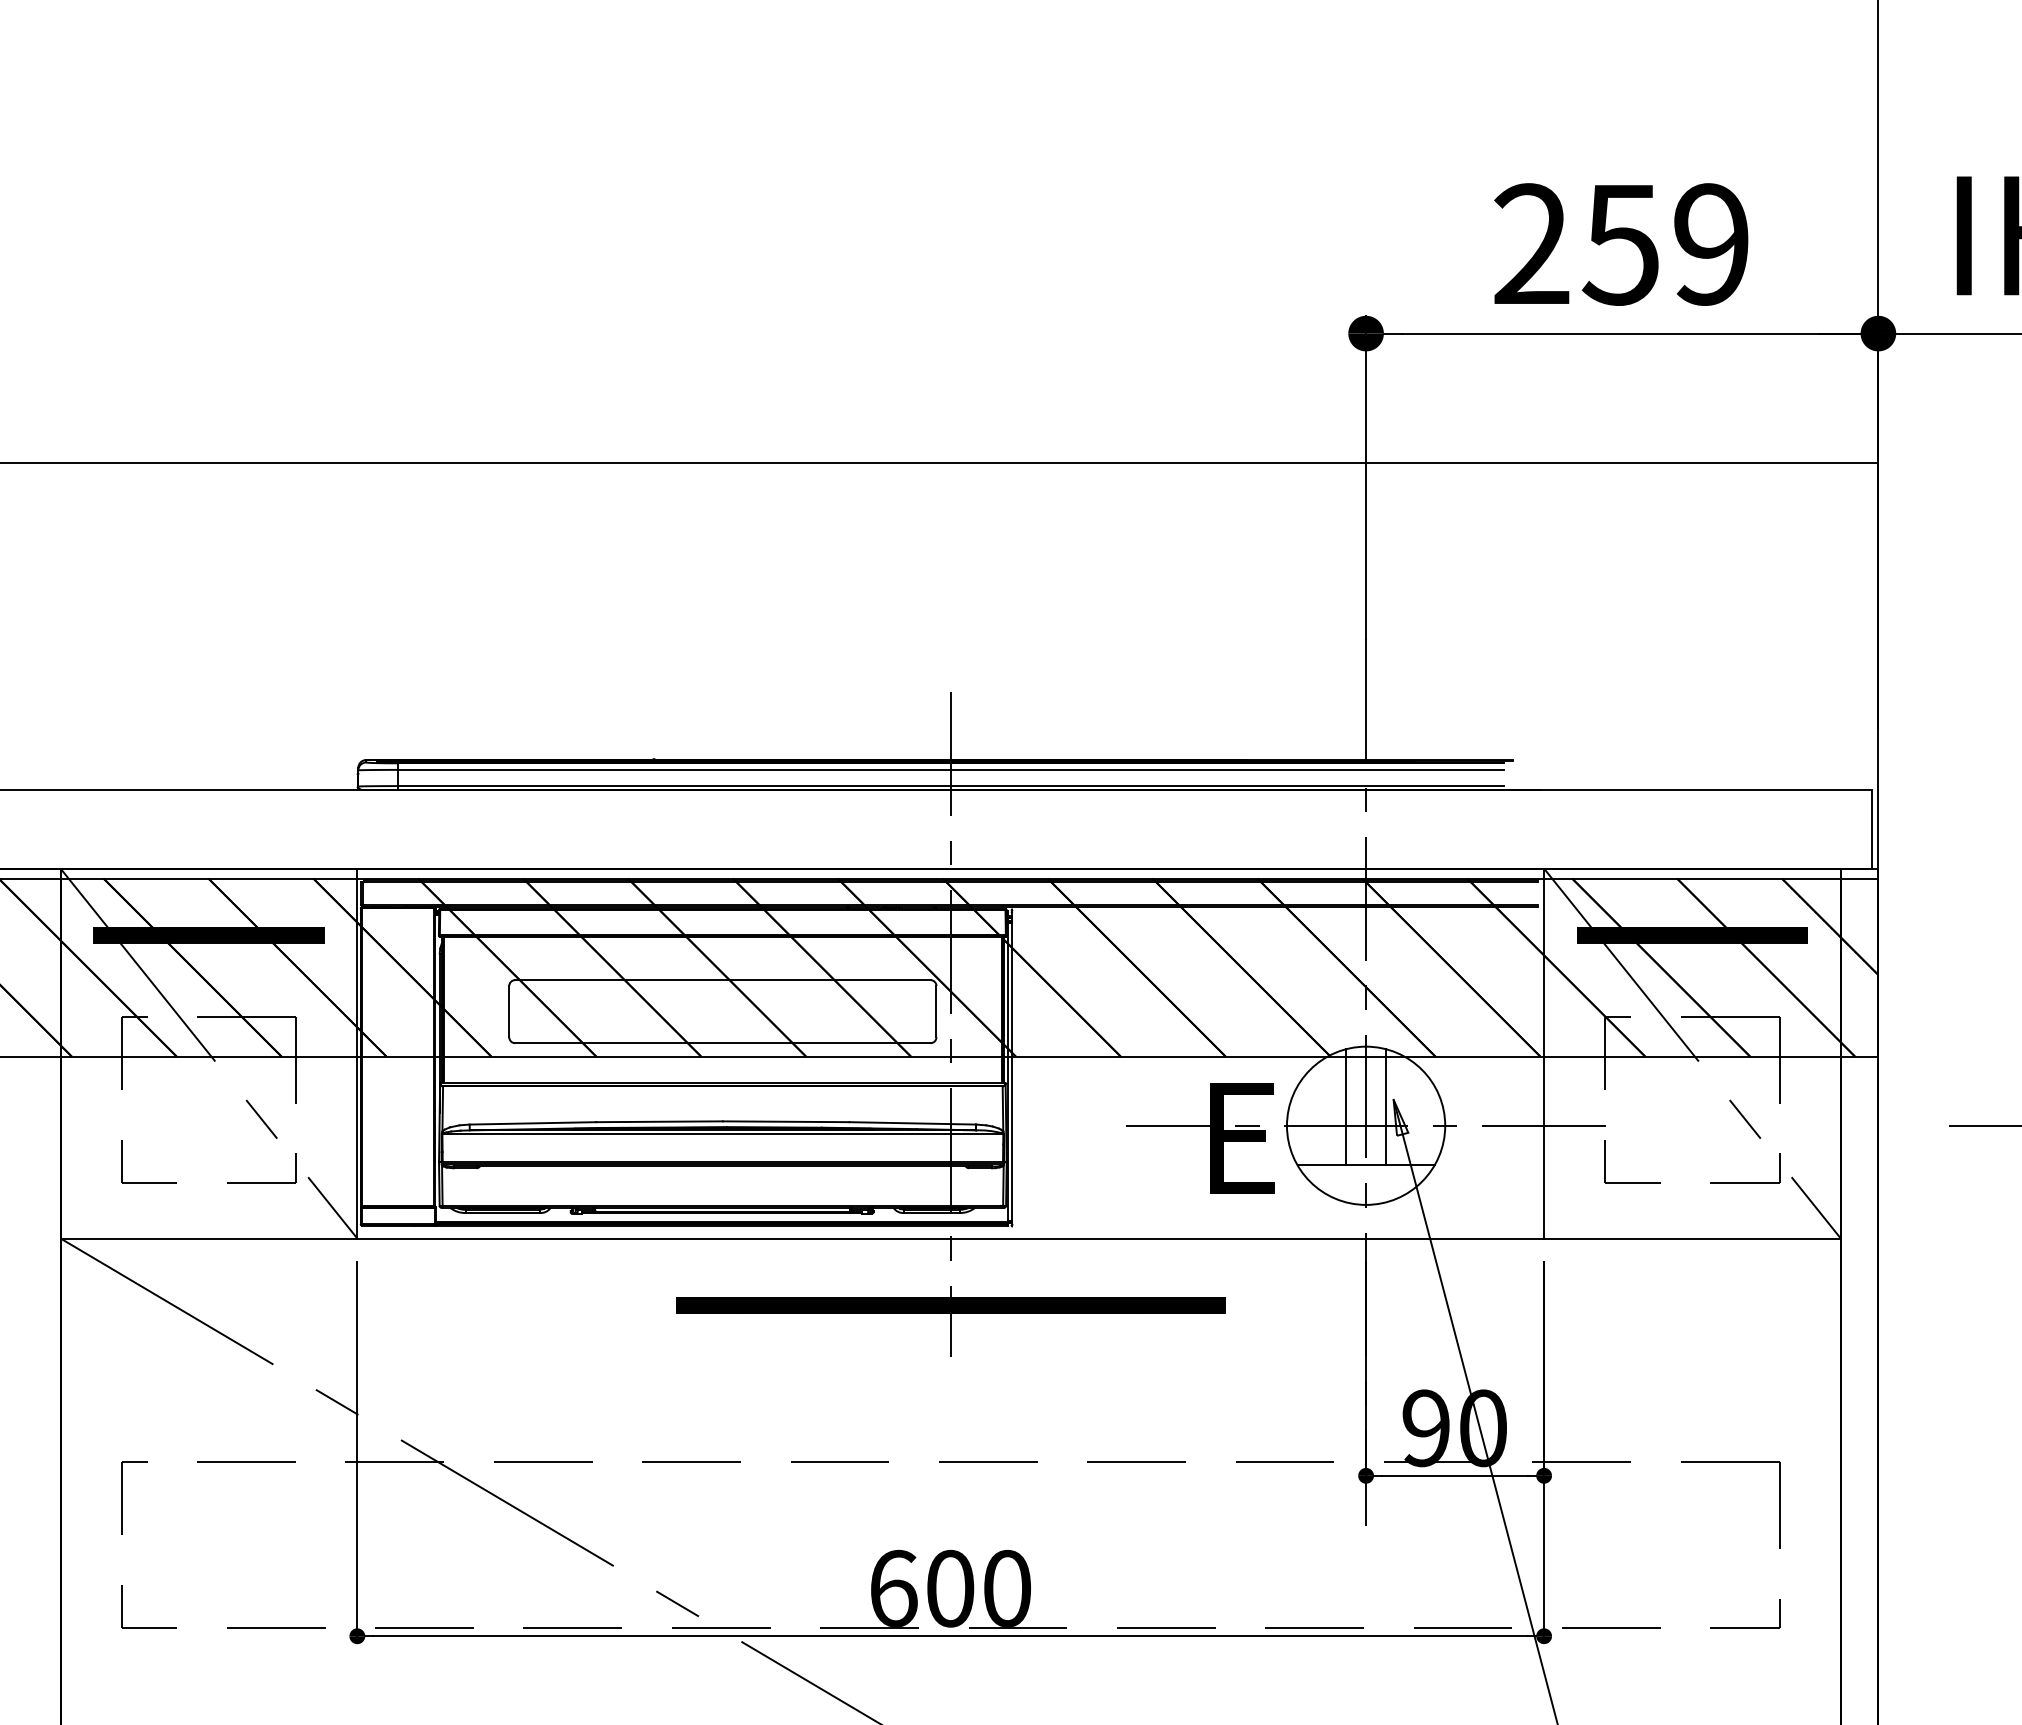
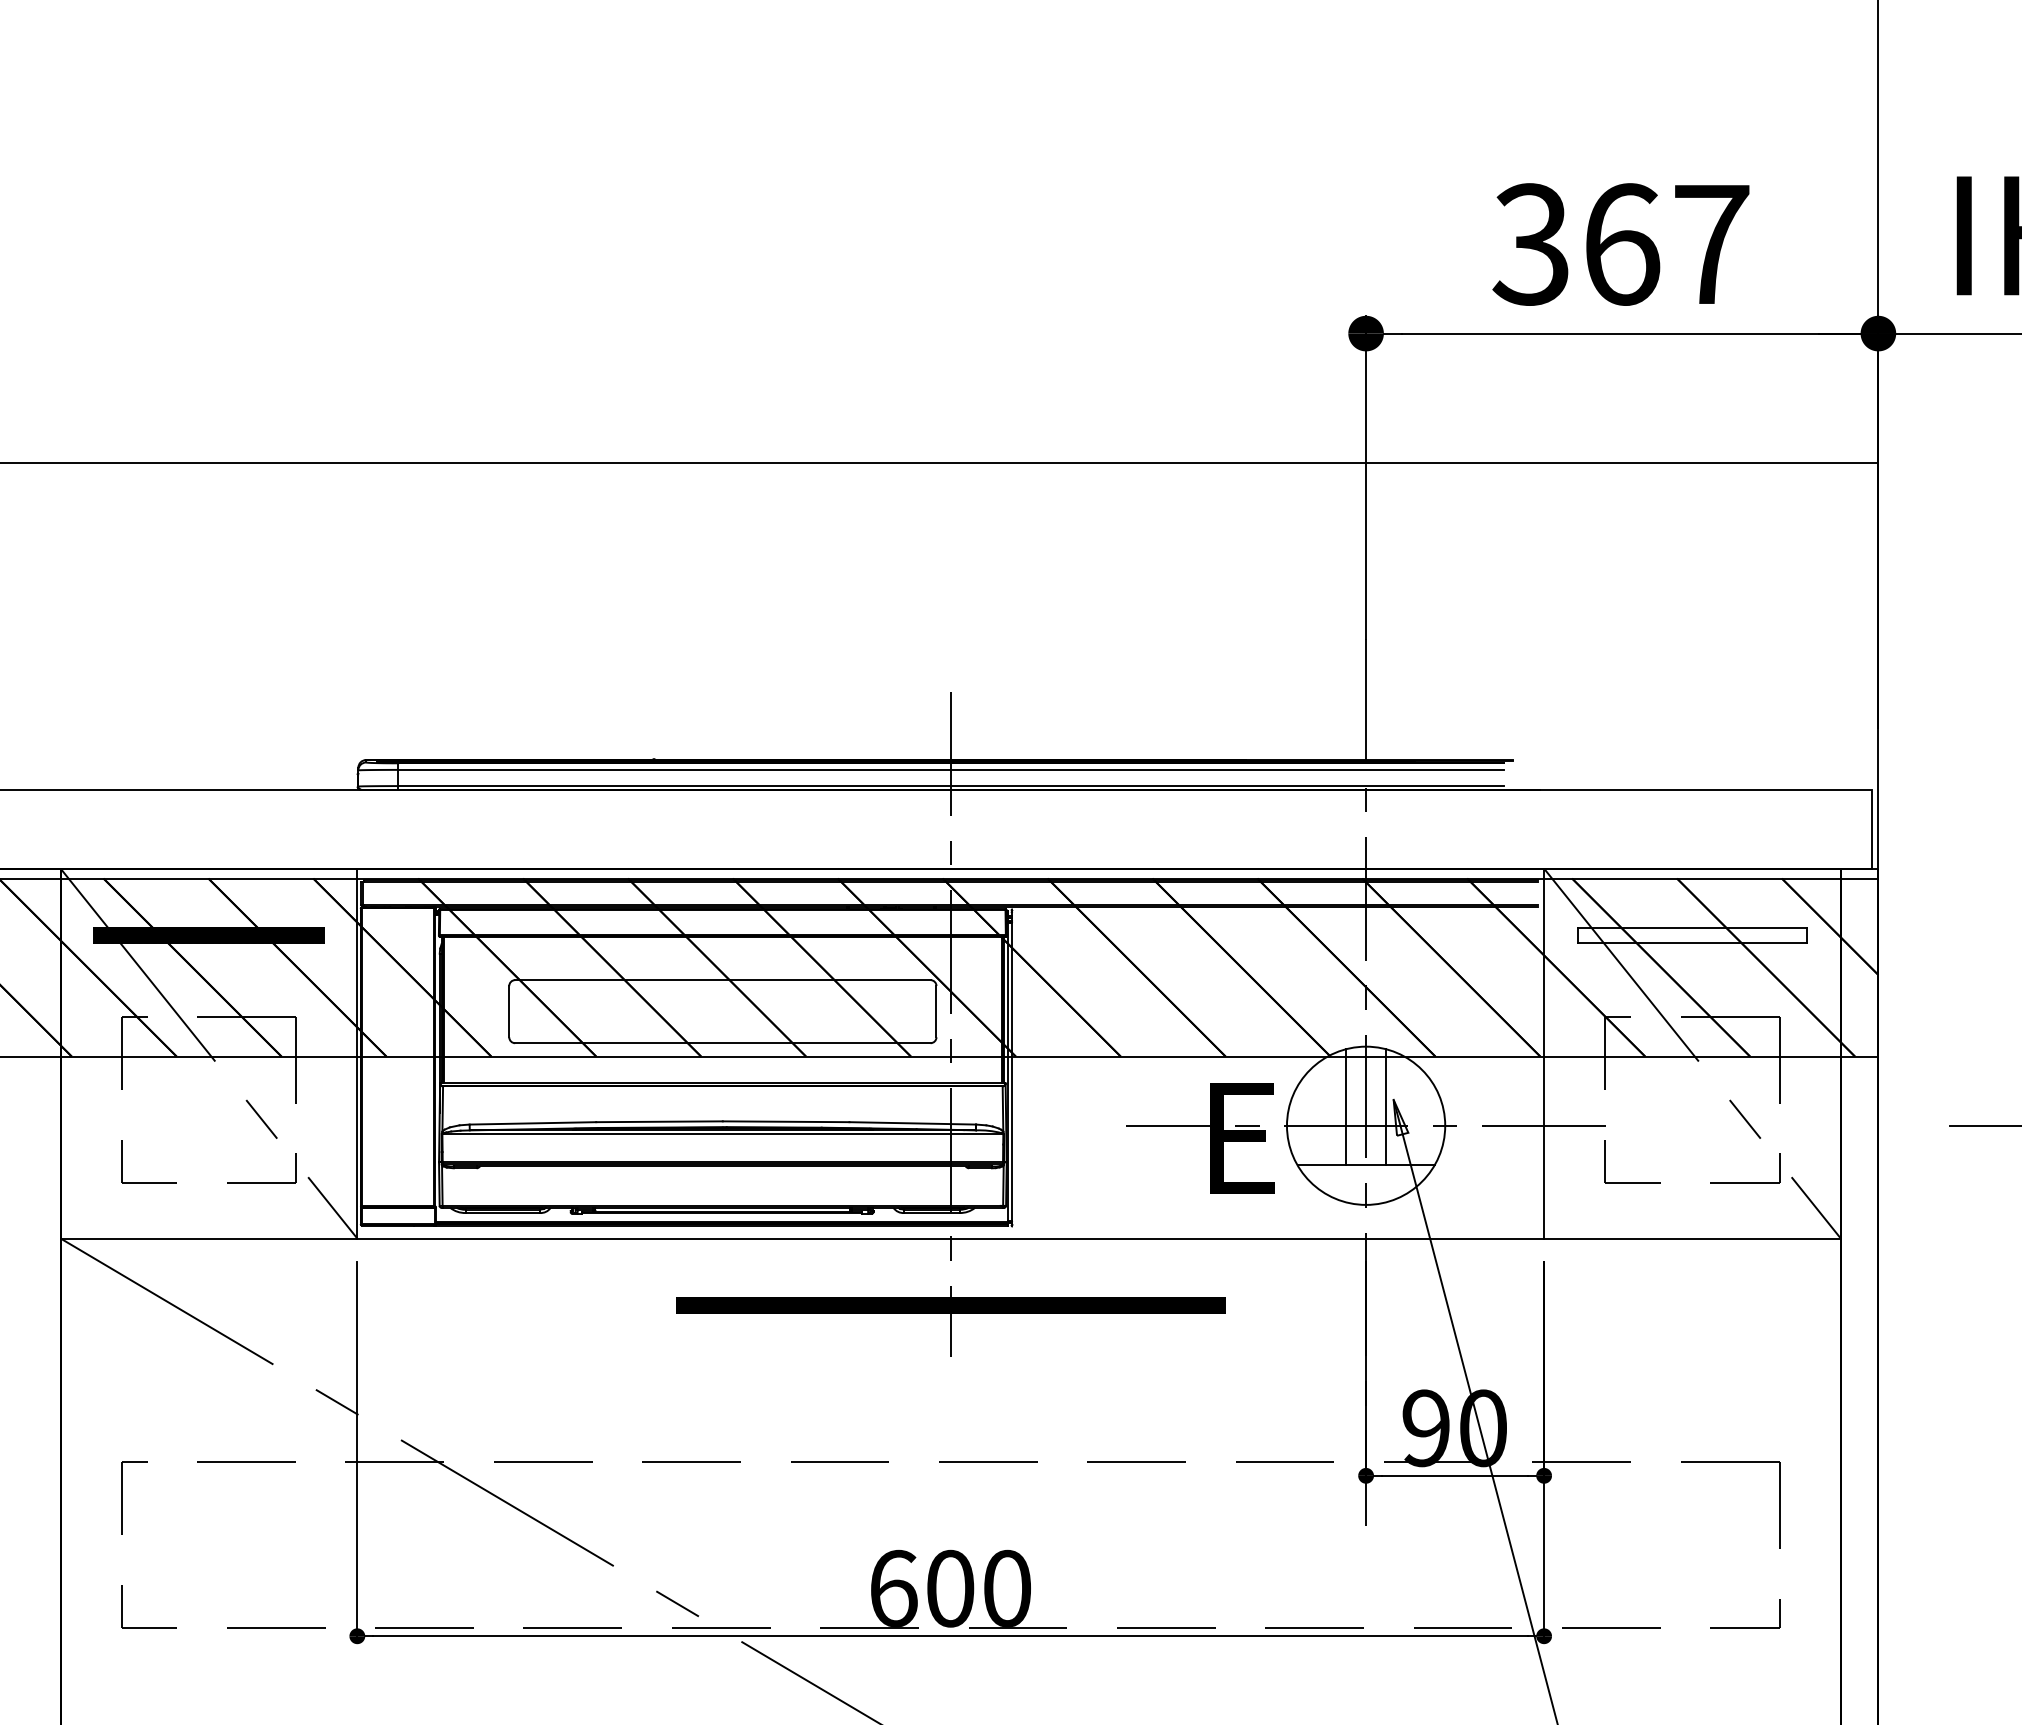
text: 259 -> 367 (1620, 244)
hatch: present -> none (1692, 935)
